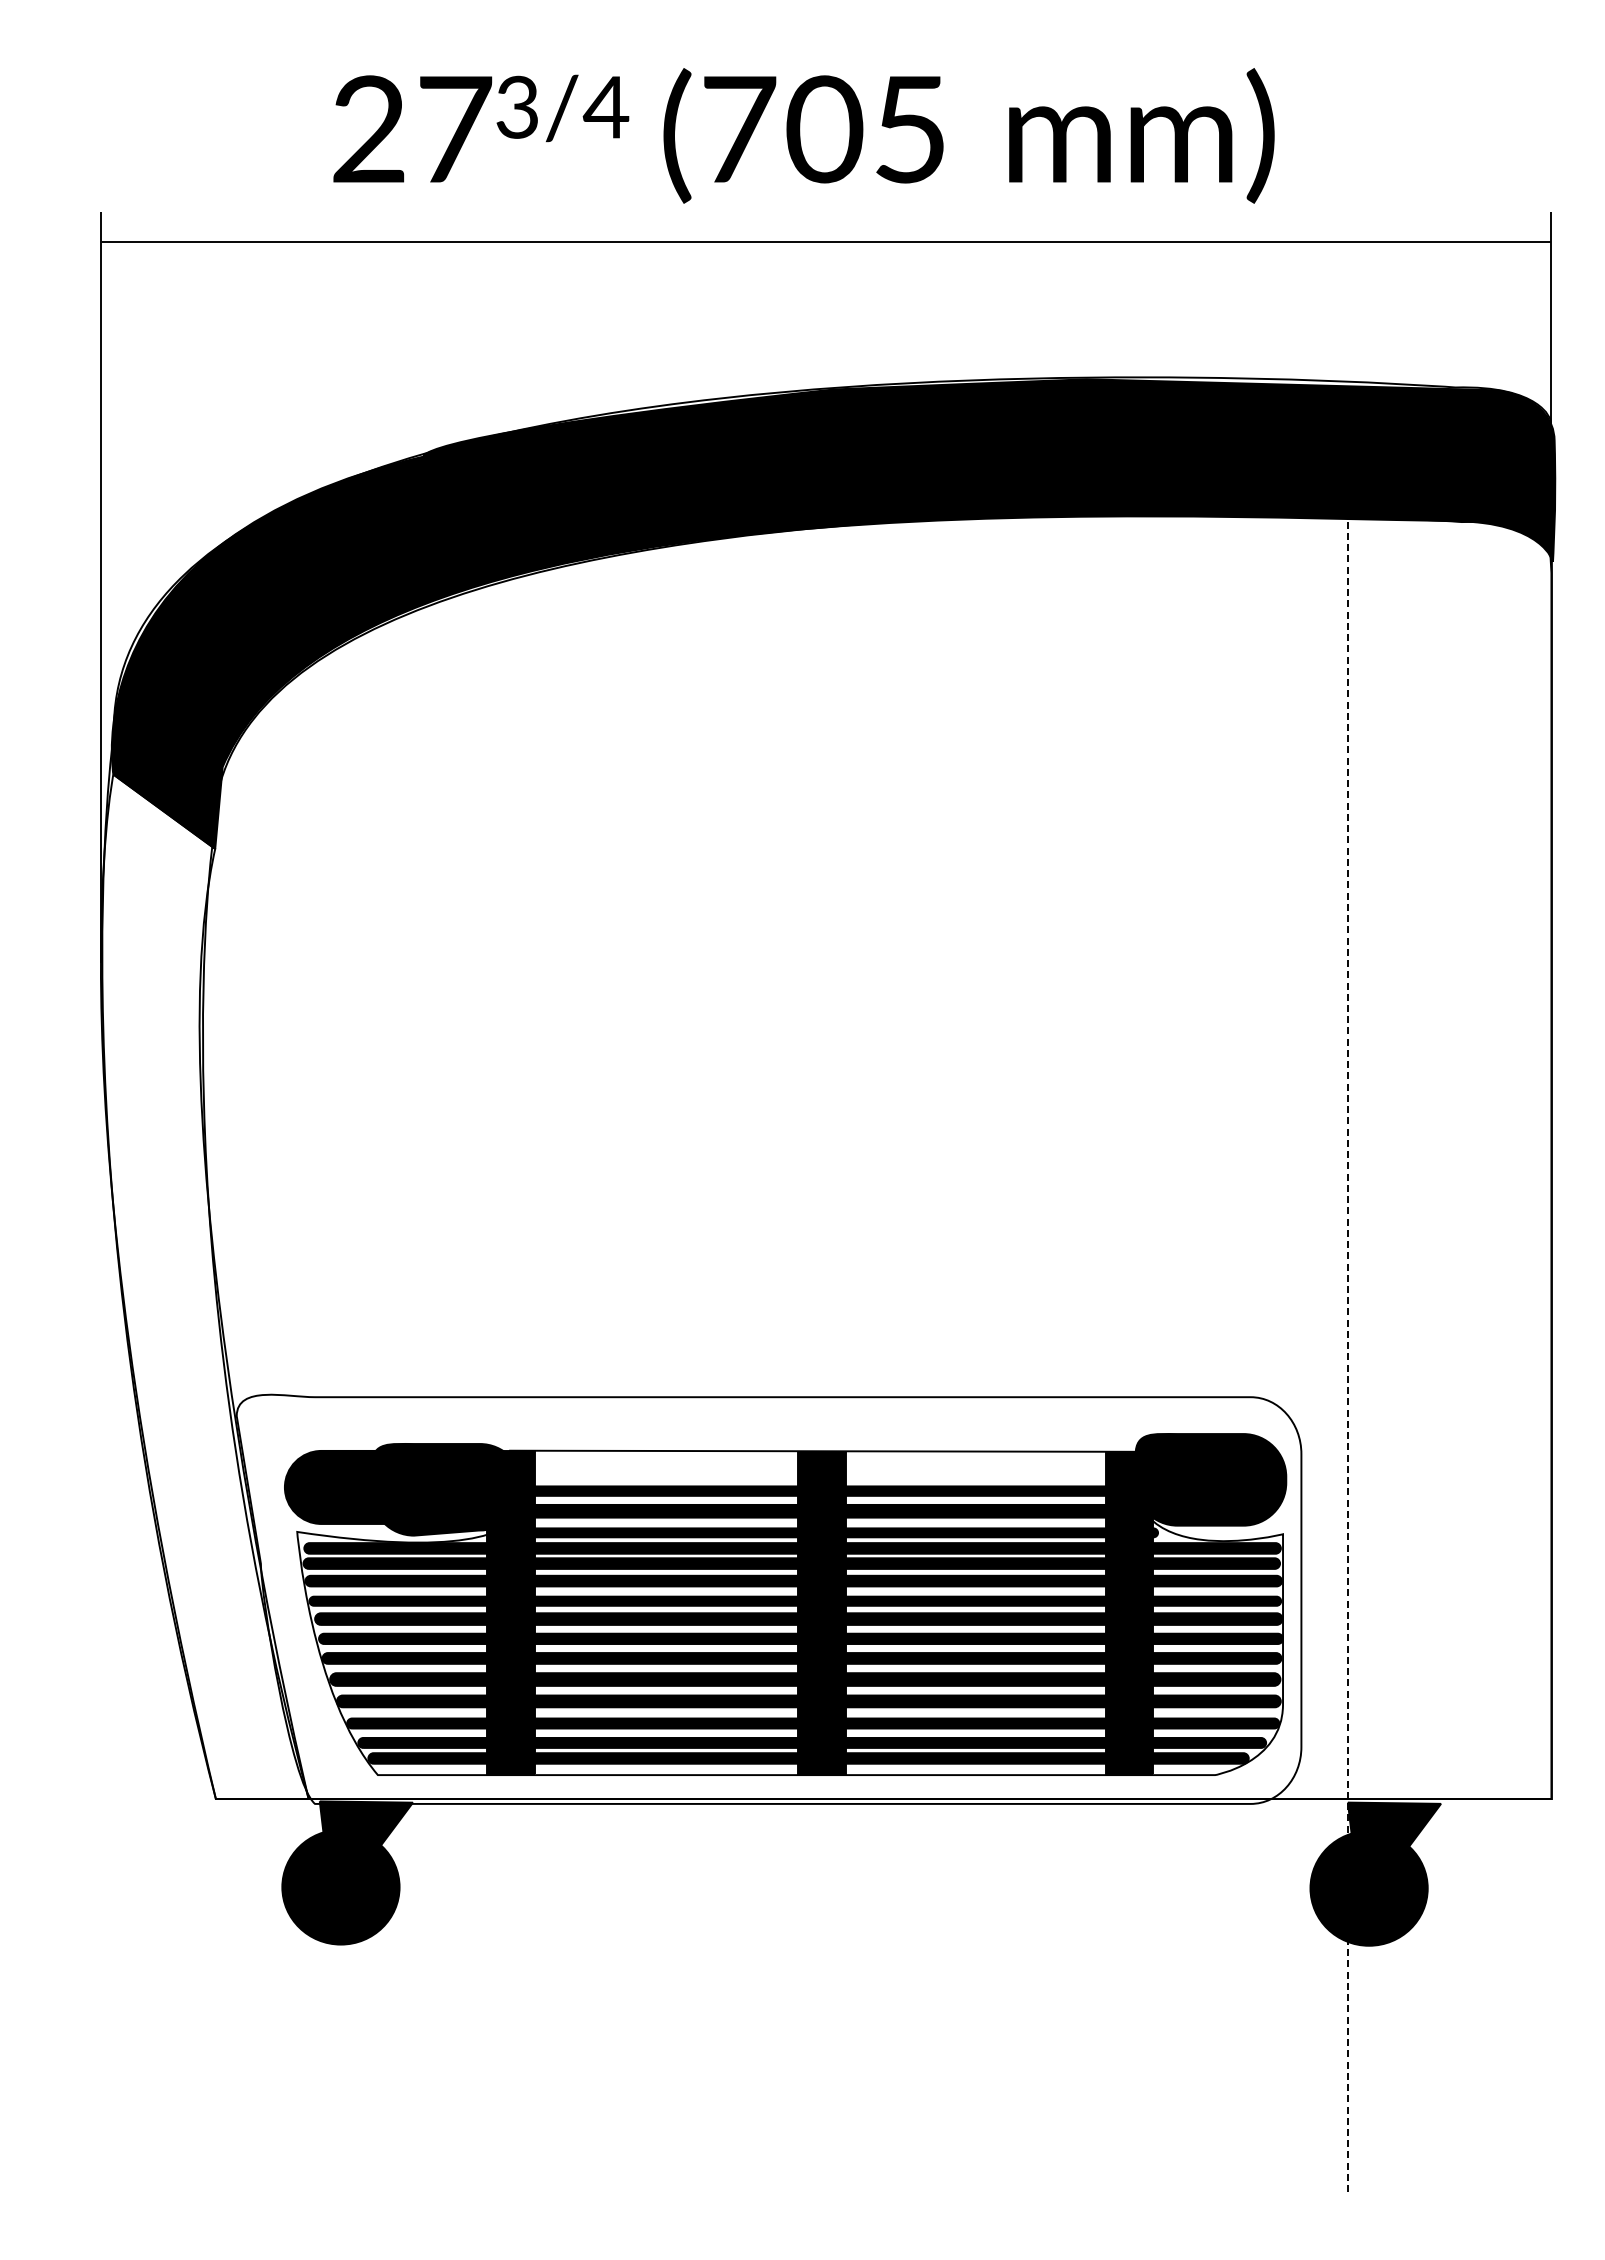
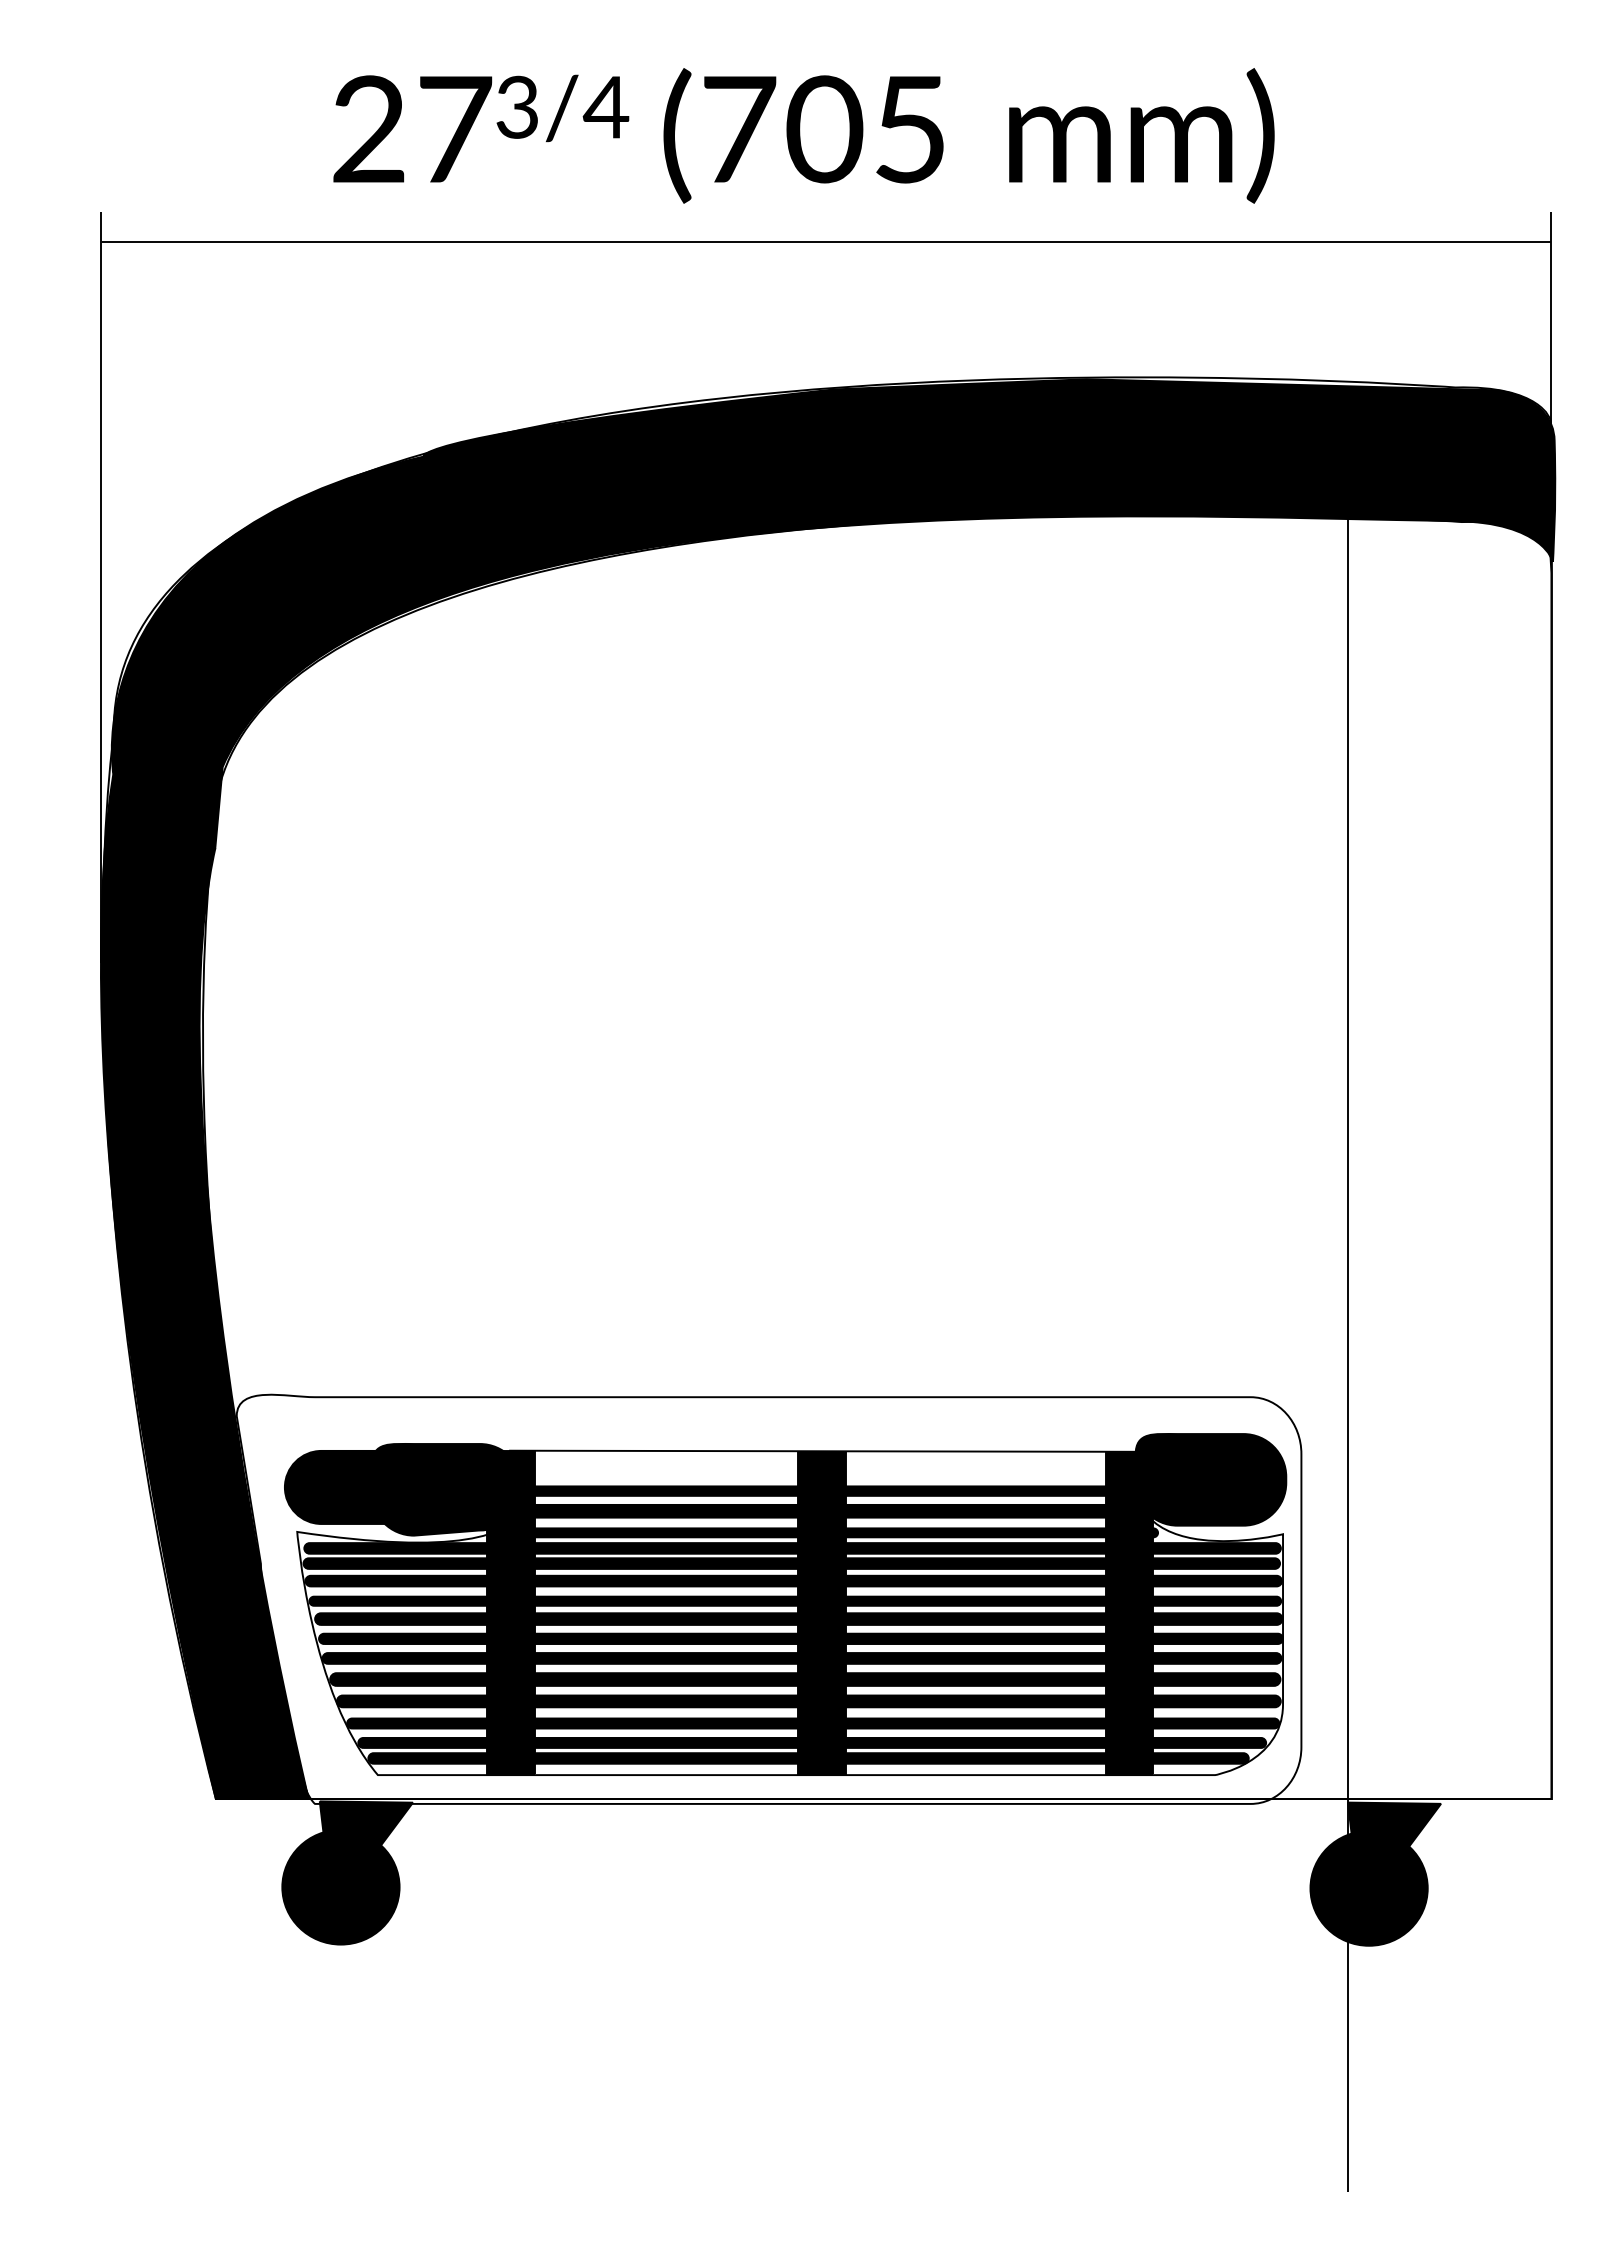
fill: none -> present (204, 1286)
line: dashed -> solid (1347, 1316)
